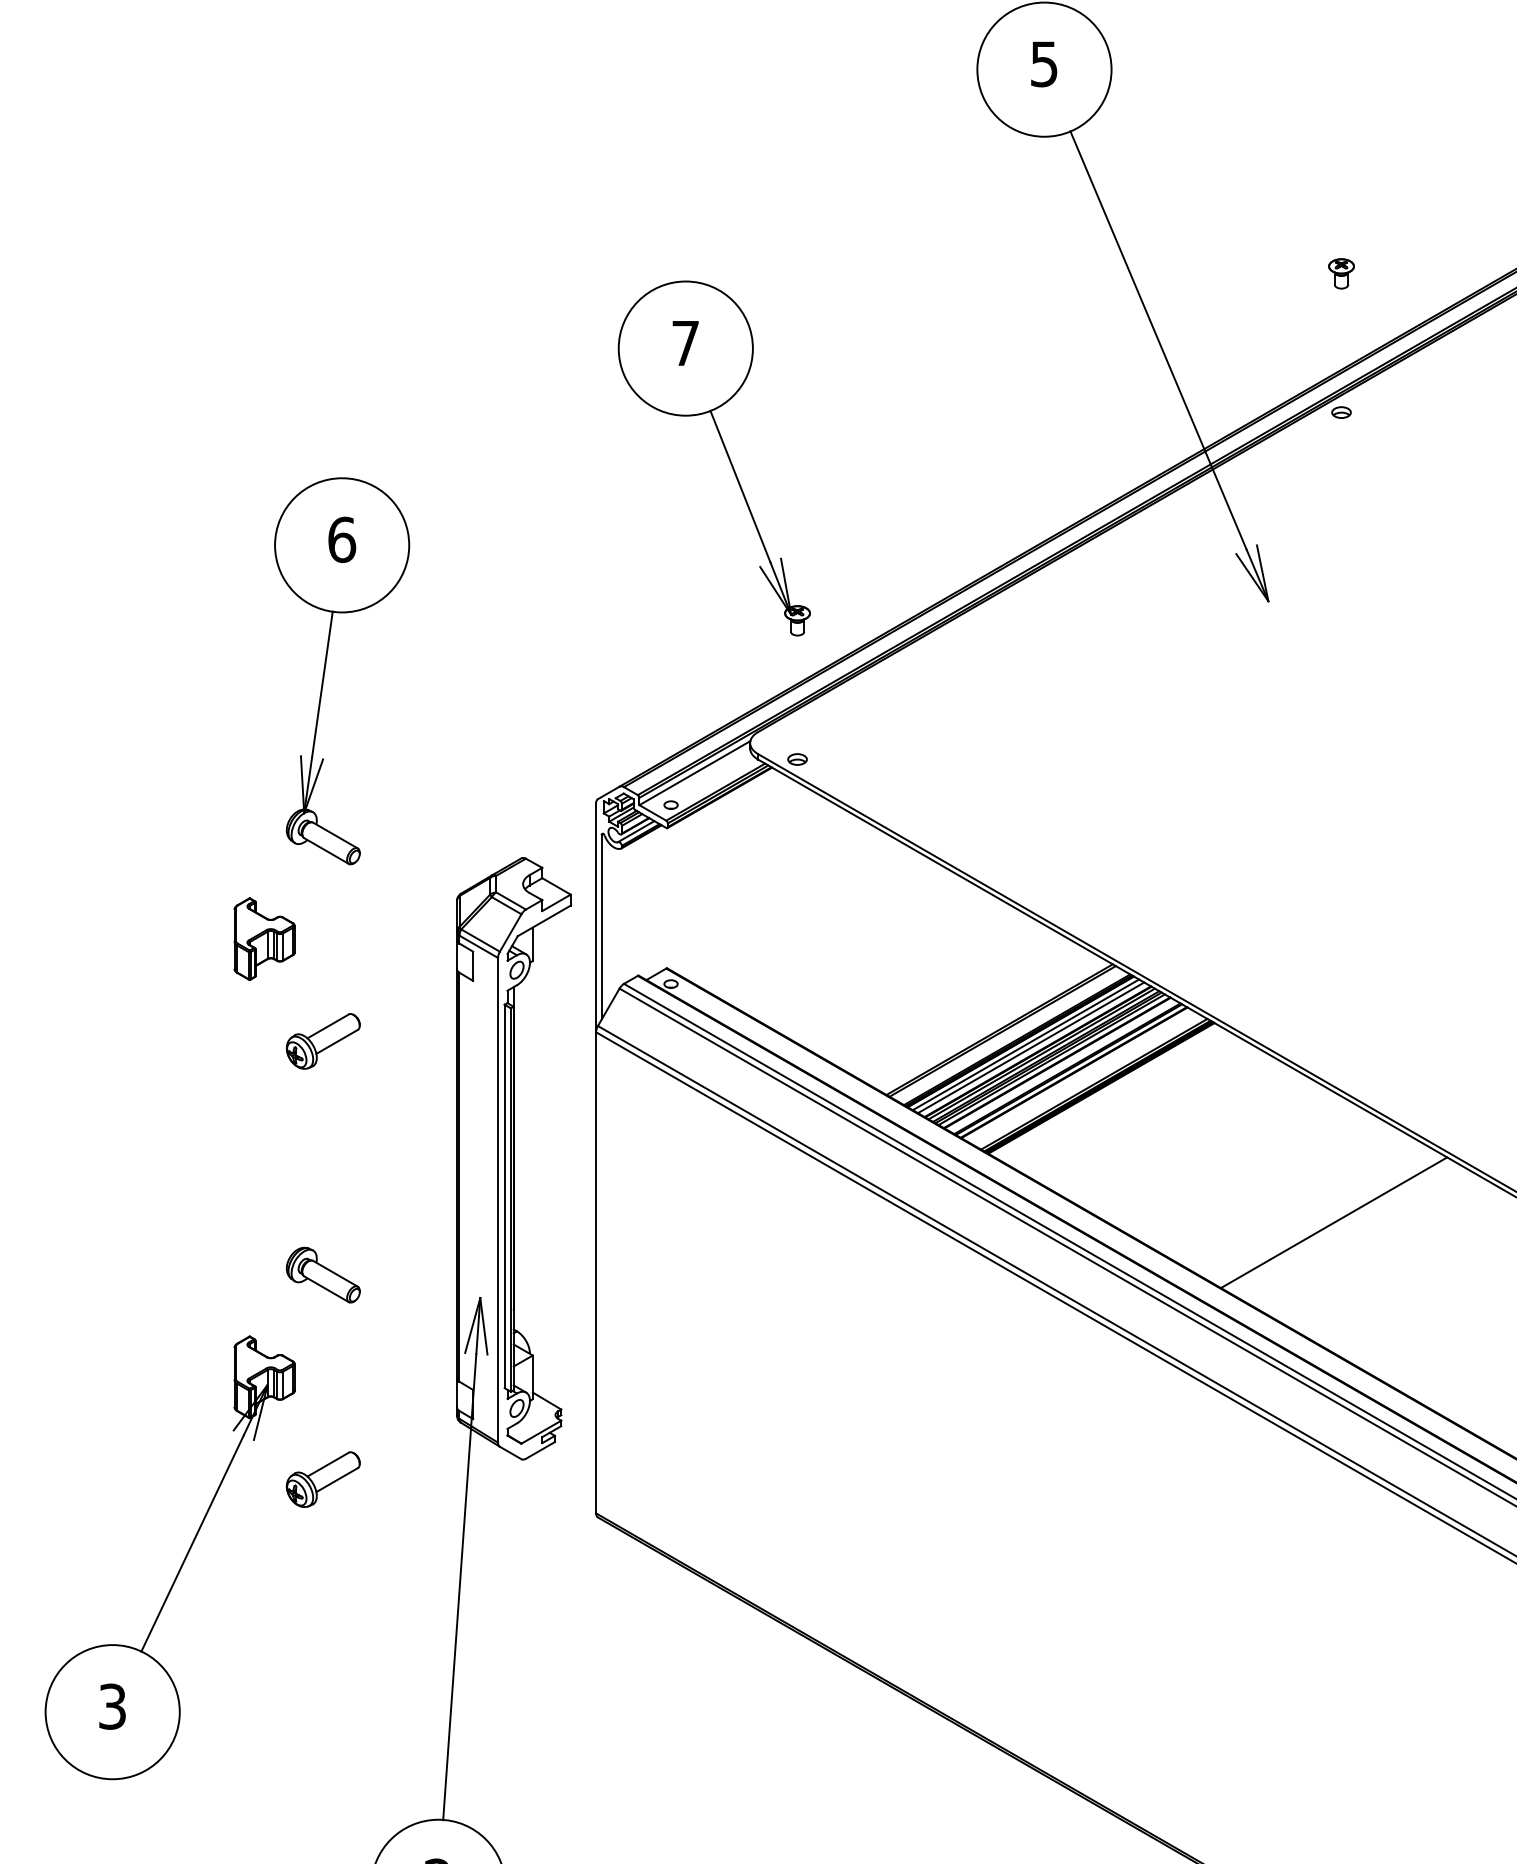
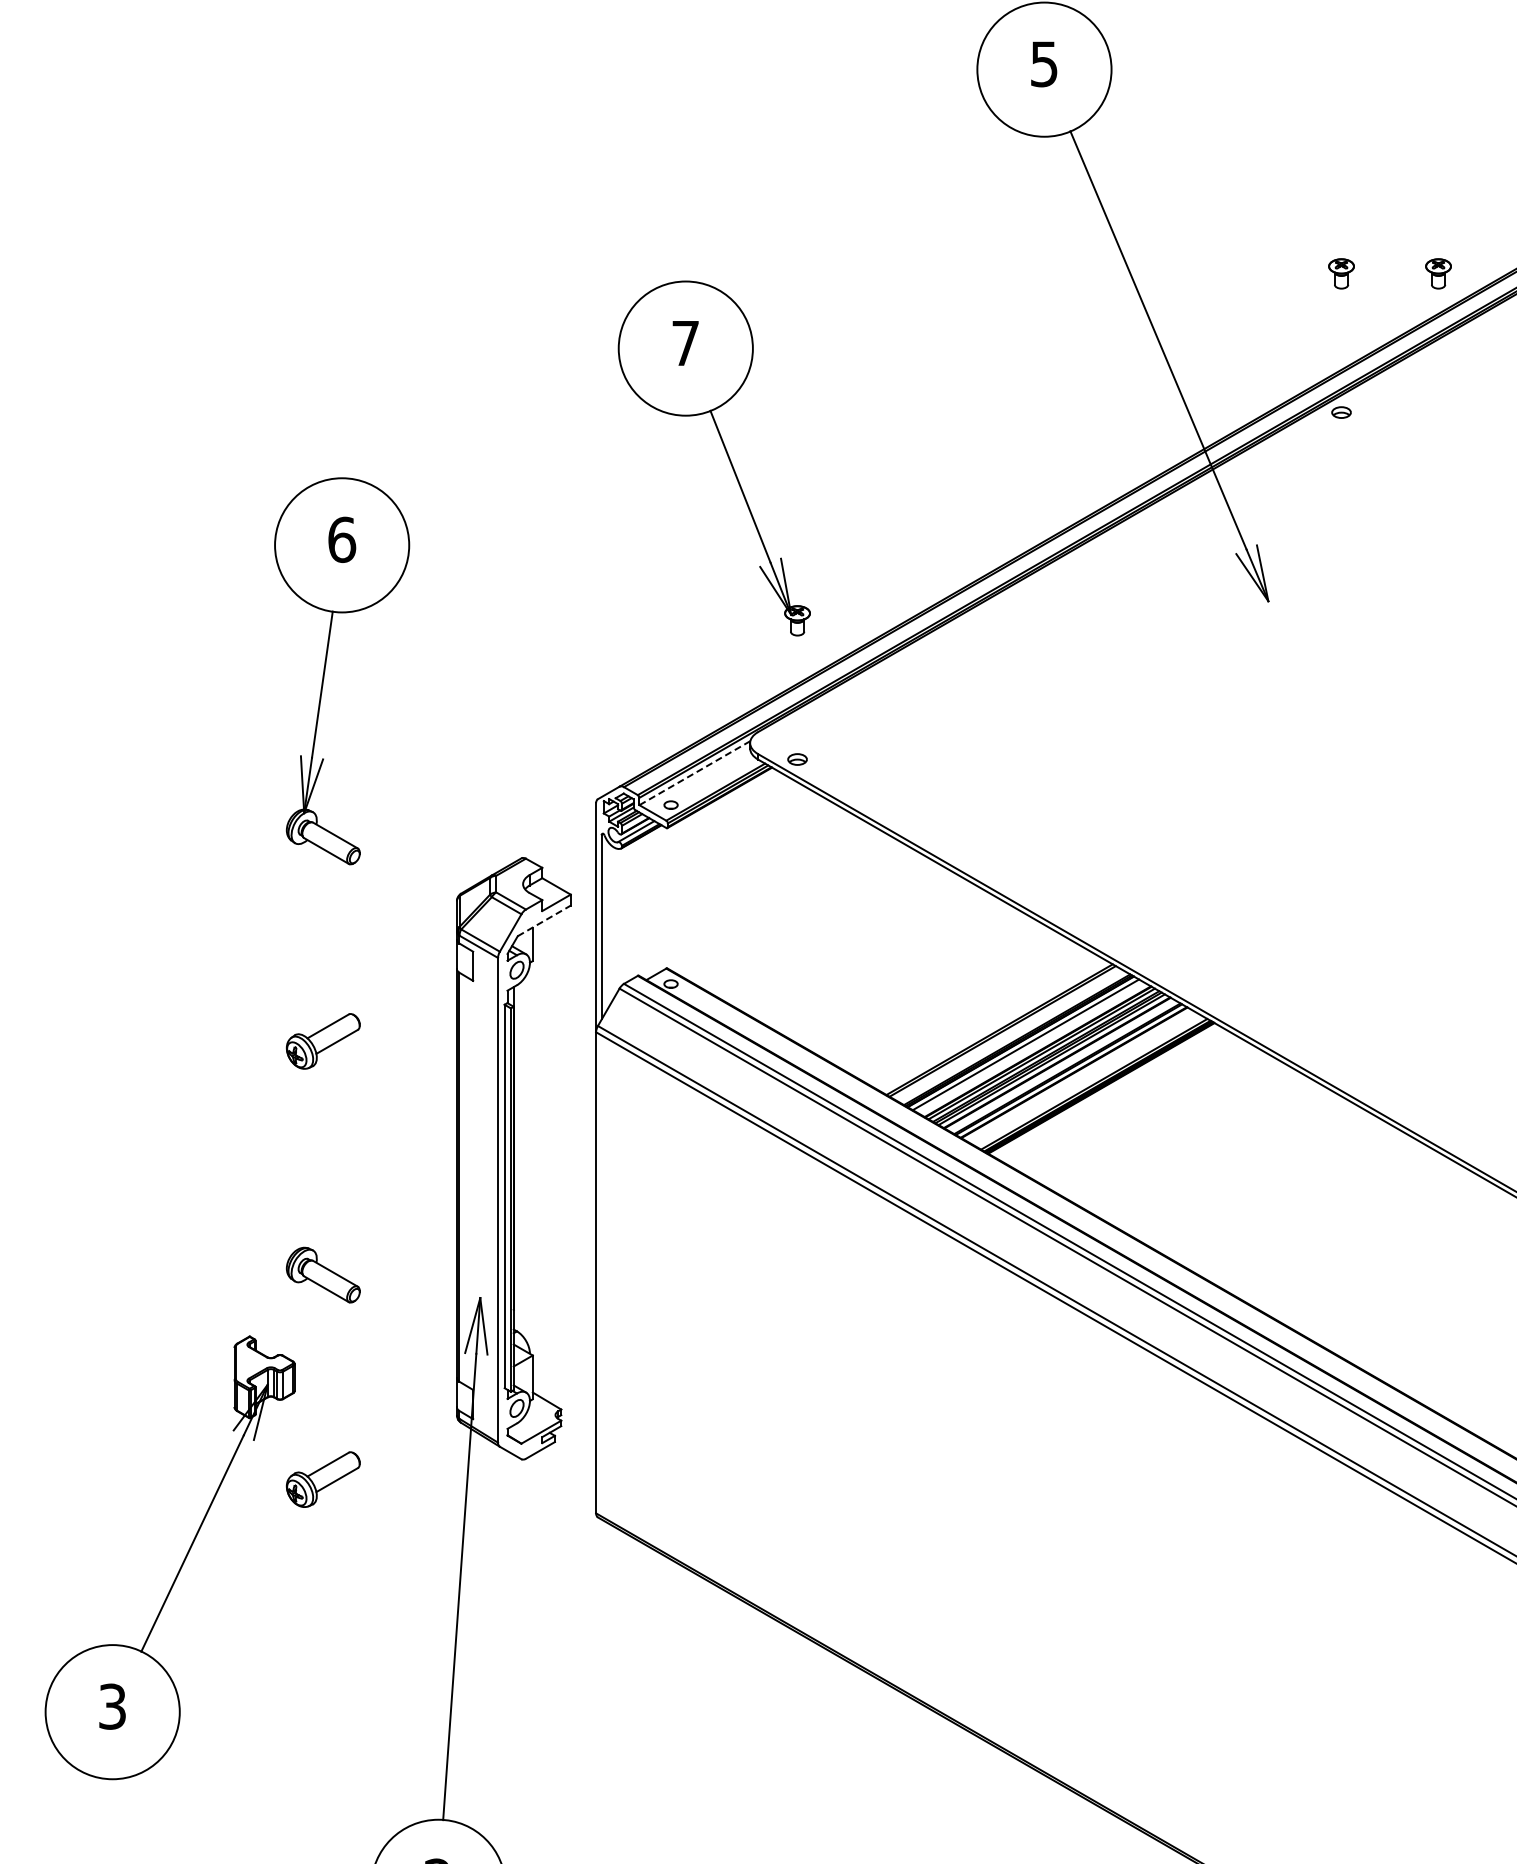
part: none -> present (1438, 273)
line: solid -> dashed (694, 773)
line: solid -> dashed (544, 920)
part: present -> none (264, 938)
line: present -> none (1031, 1047)
line: present -> none (1333, 1222)
